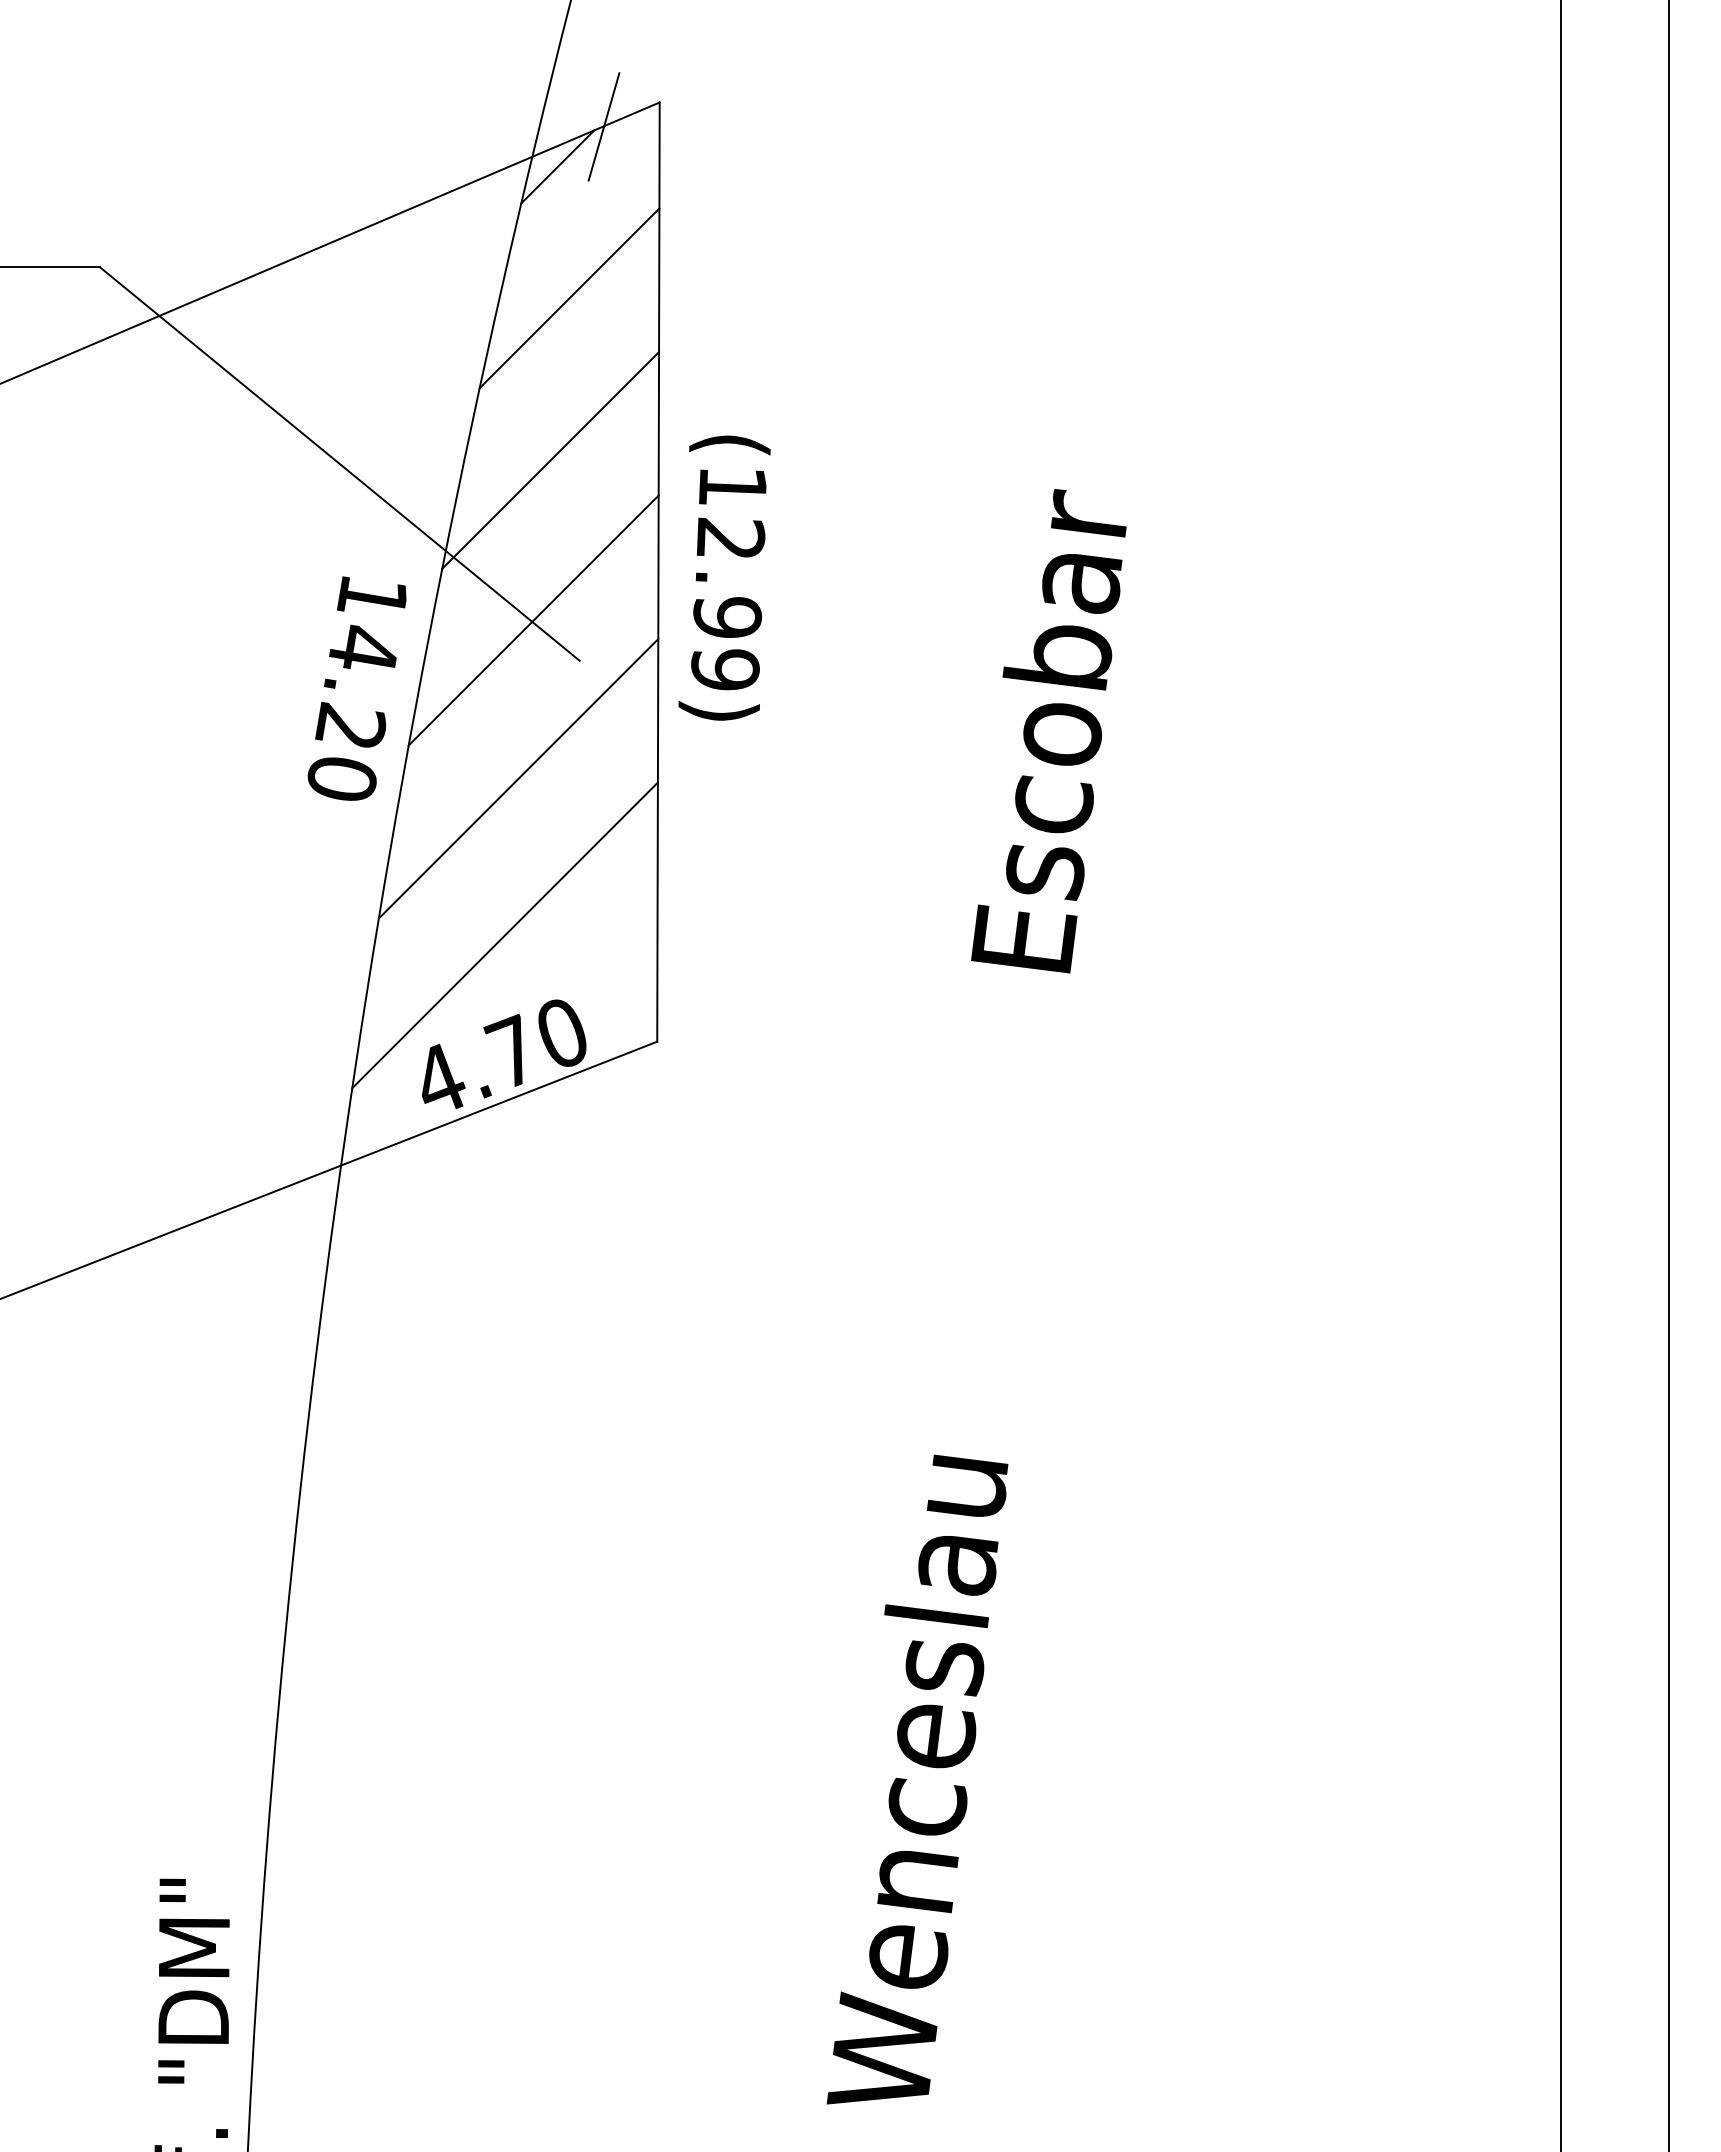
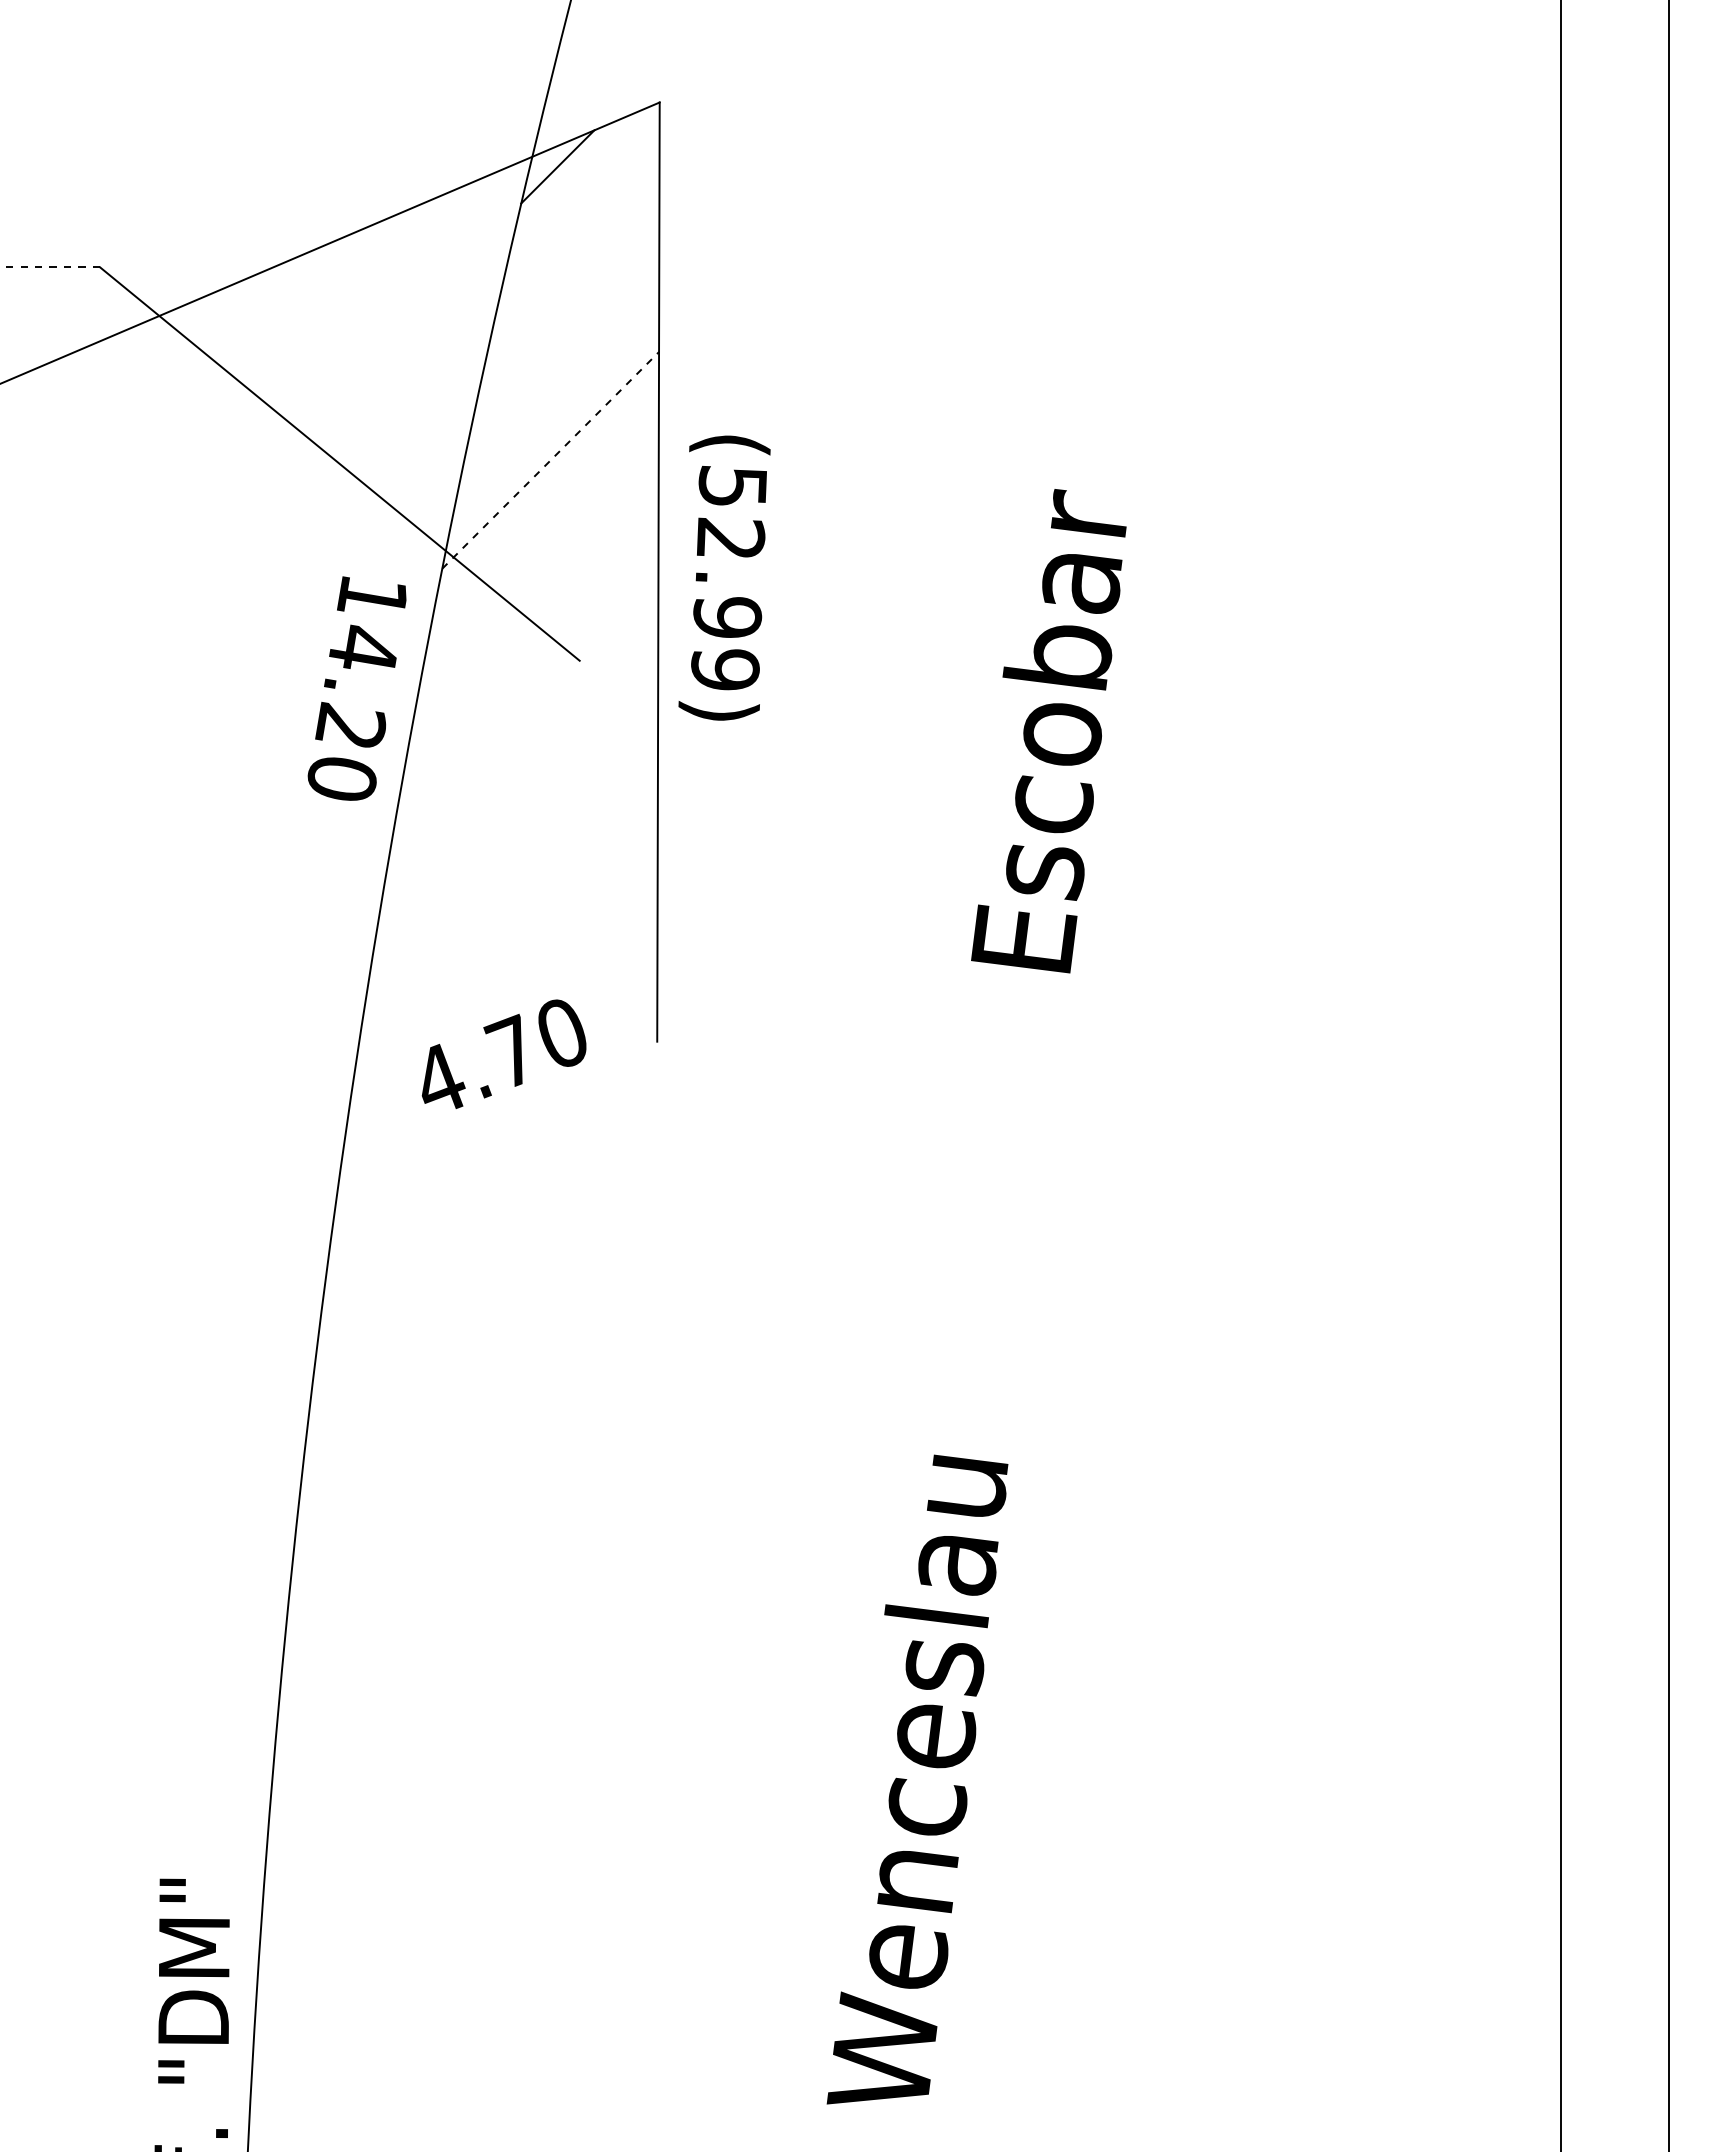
line: present -> none (603, 126)
line: solid -> dashed (50, 267)
line: present -> none (569, 298)
line: solid -> dashed (551, 460)
text: (12.99) -> (52.99) (732, 485)
line: present -> none (533, 620)
line: present -> none (518, 778)
line: present -> none (504, 935)
line: present -> none (329, 1169)
